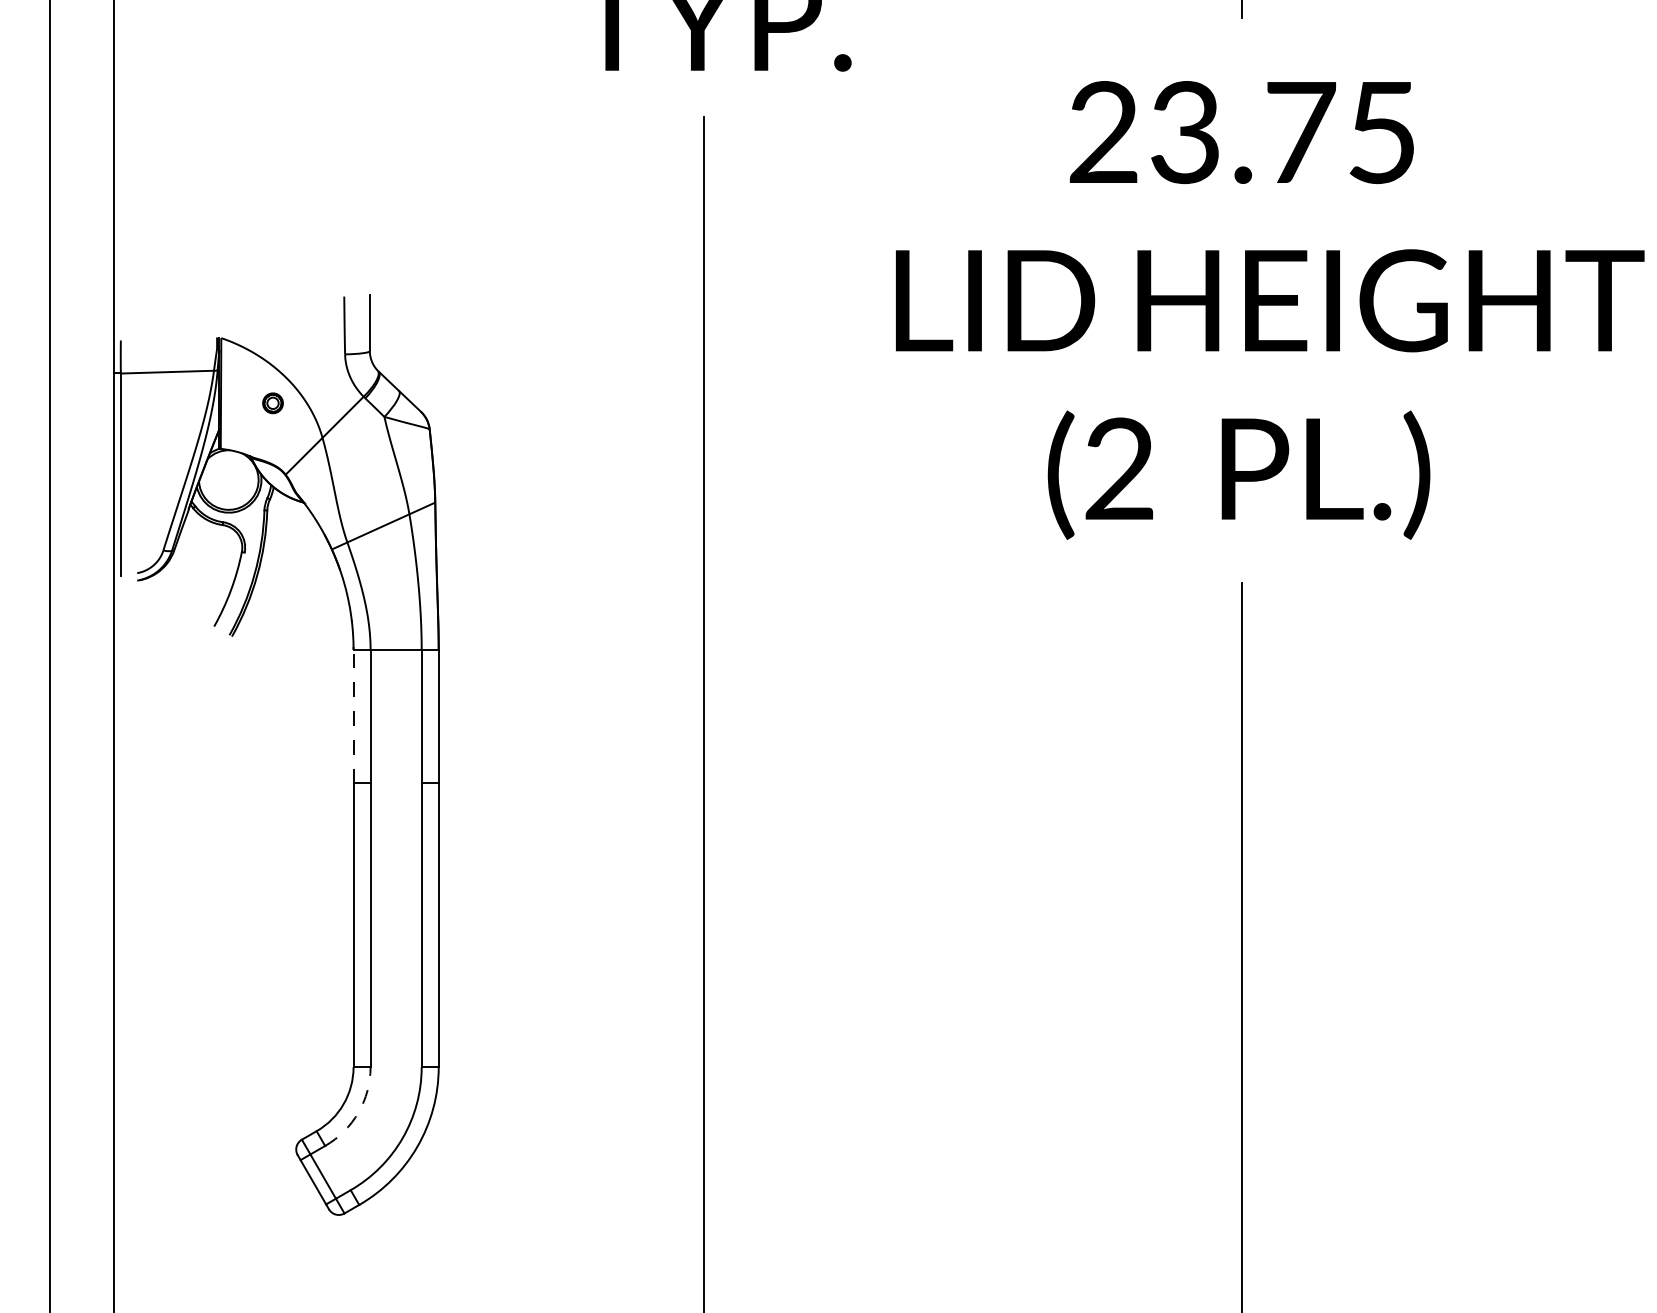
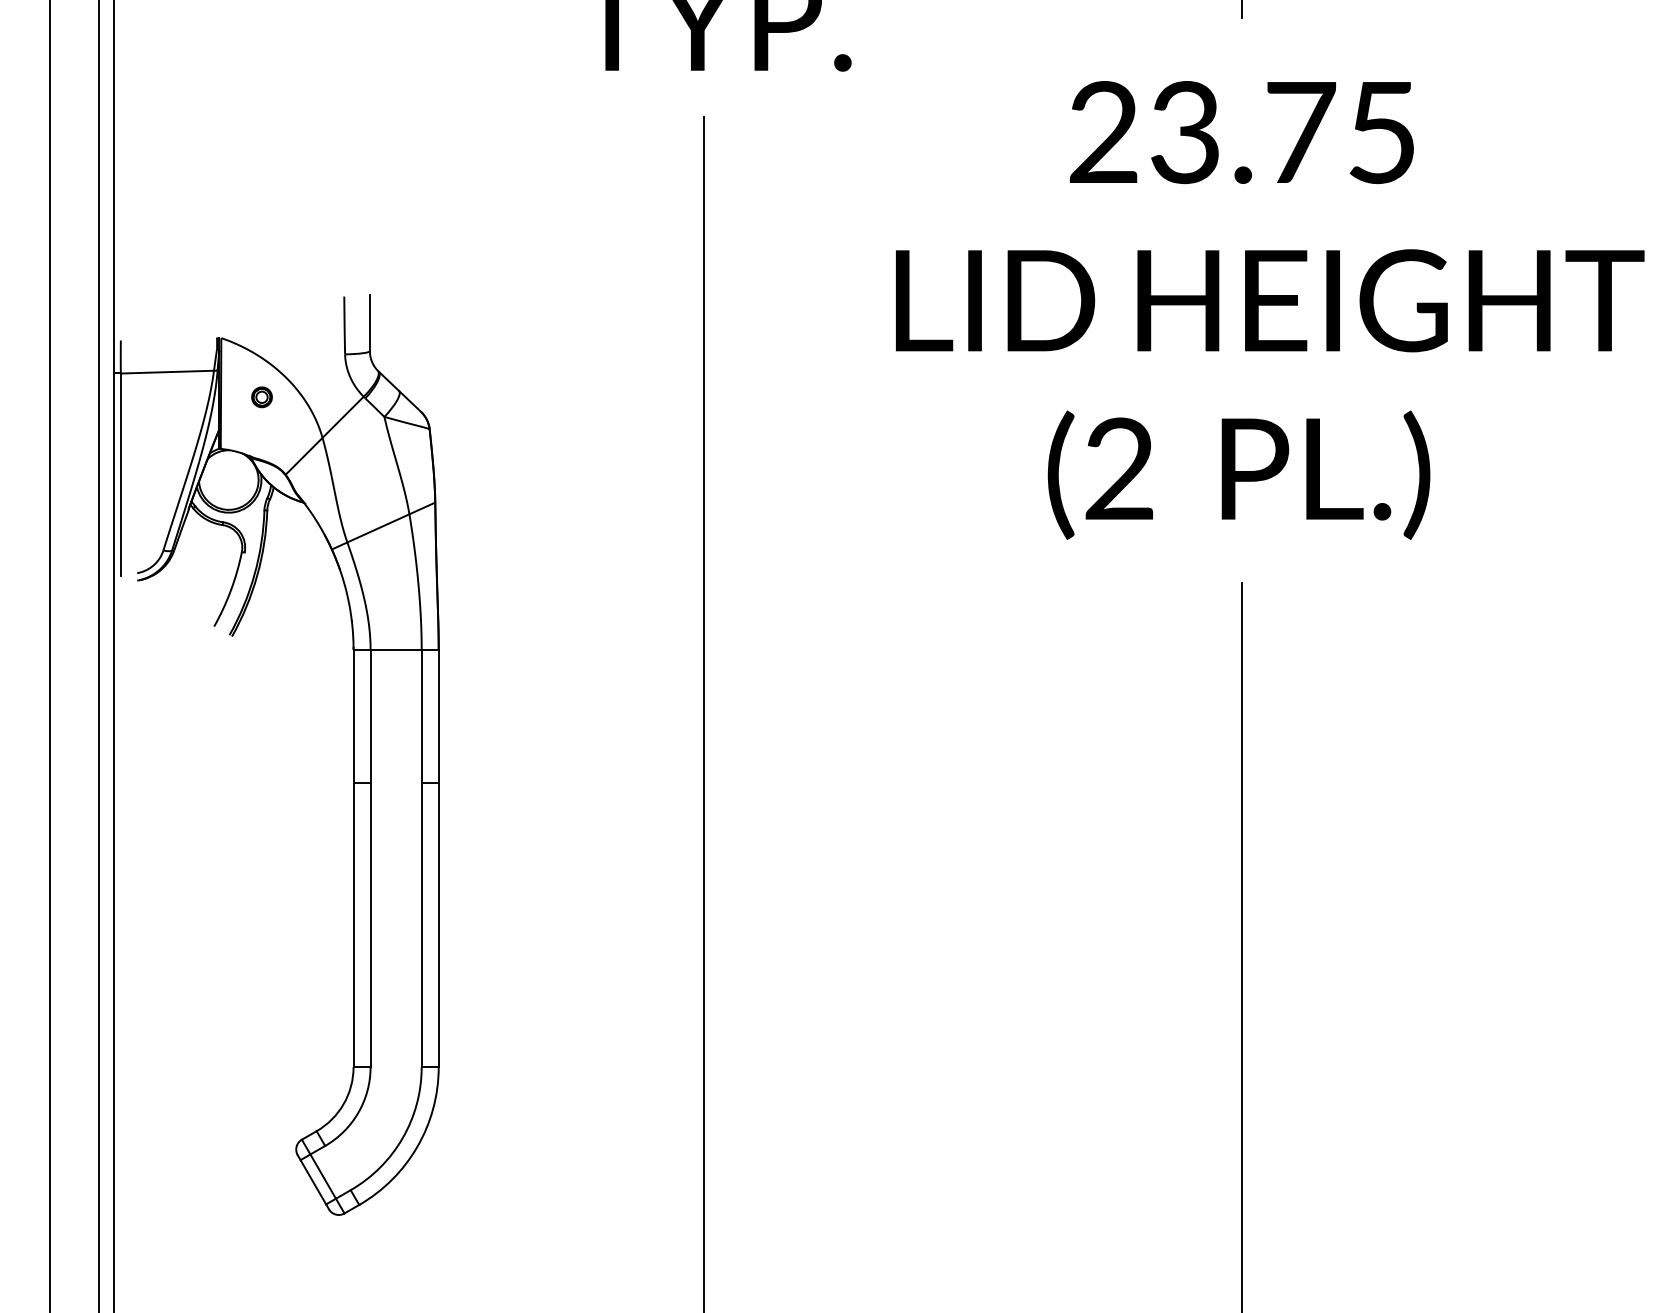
part position: (272, 403) -> (261, 397) (261, 397)
line: none -> present (99, 655)
line: dashed -> solid (353, 716)
arc: dashed -> solid (358, 1112)
